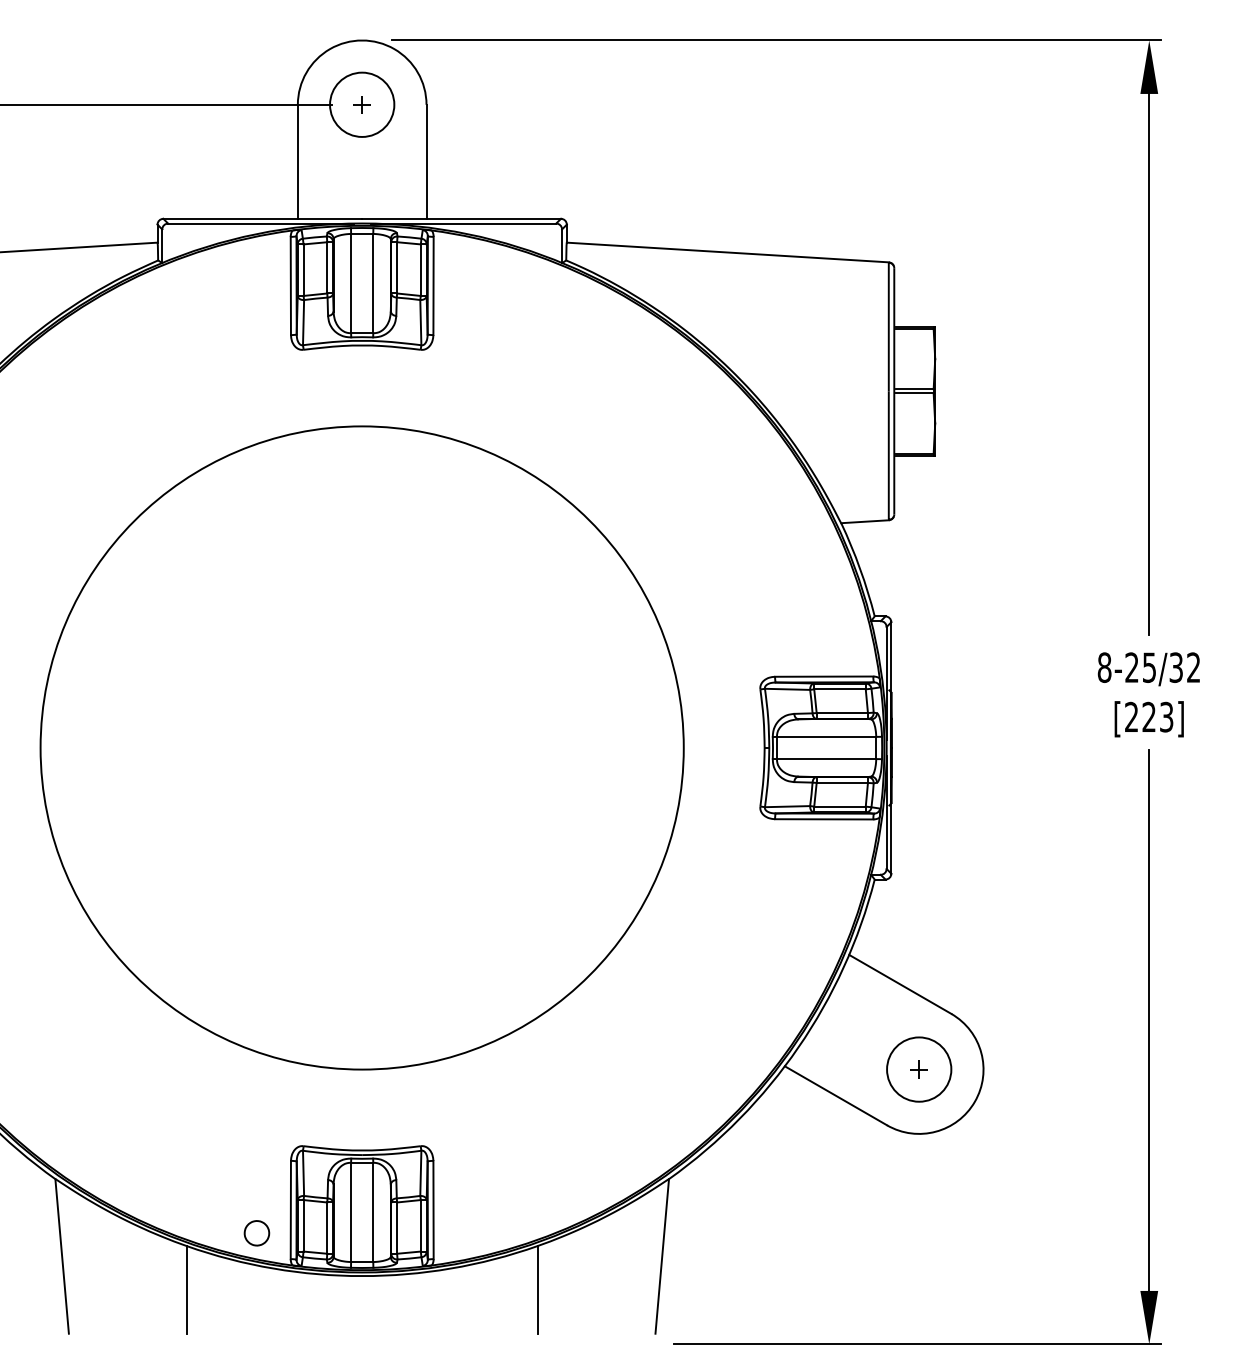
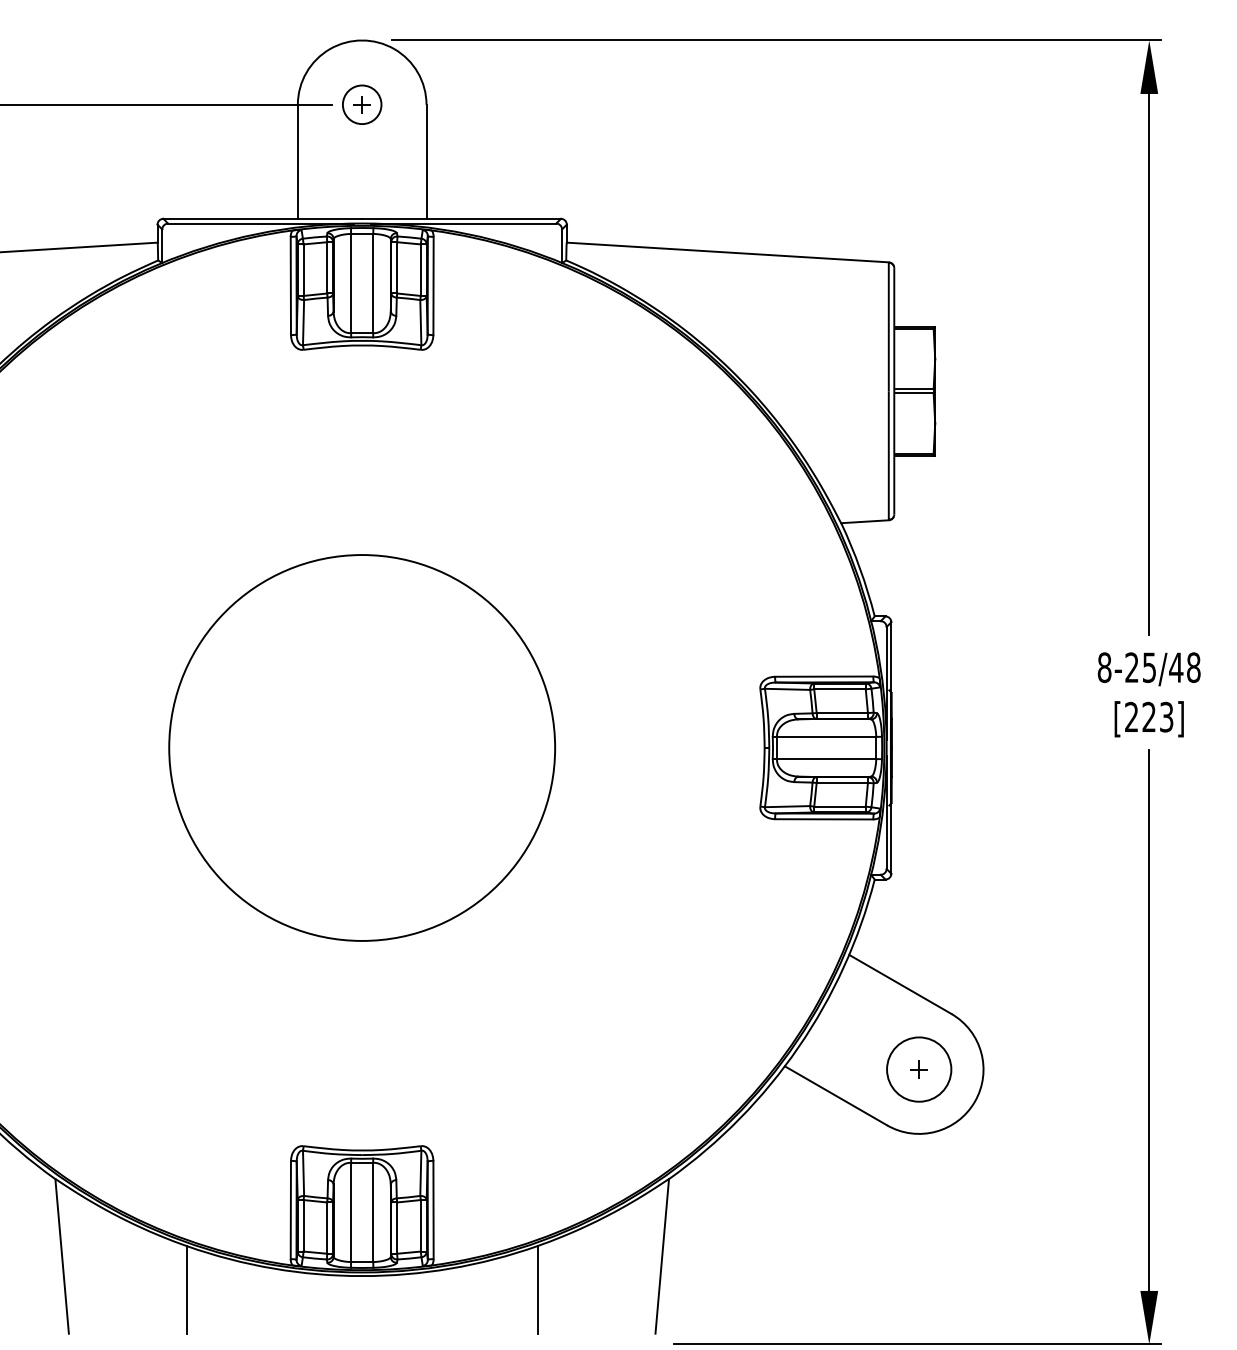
circle diameter: 64 px -> 39 px (361, 104)
text: 8-25/32 -> 8-25/48 (1184, 667)
circle diameter: 643 px -> 386 px (362, 747)
part: present -> none (256, 1233)
